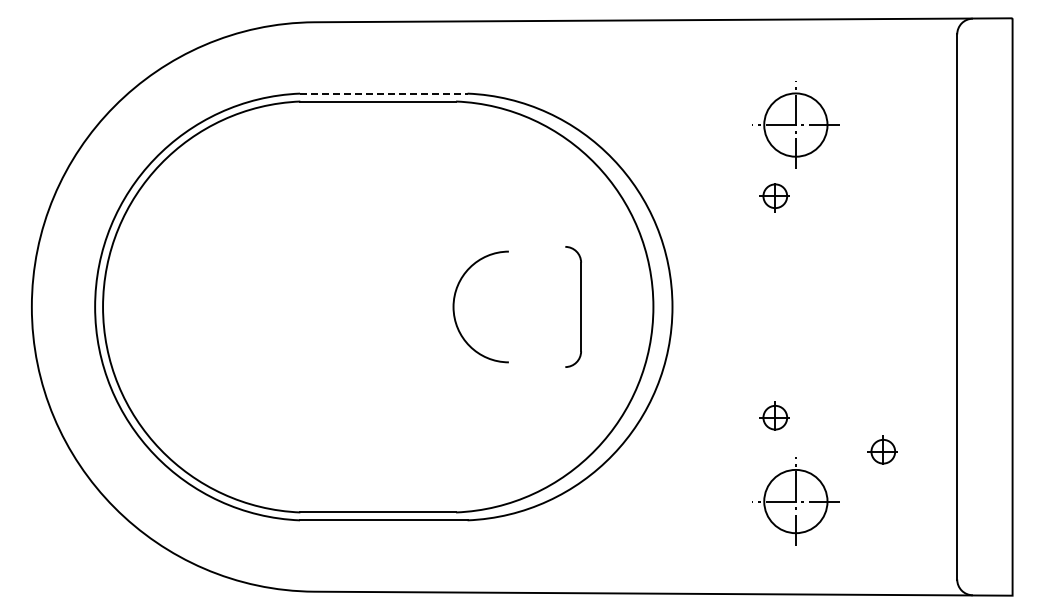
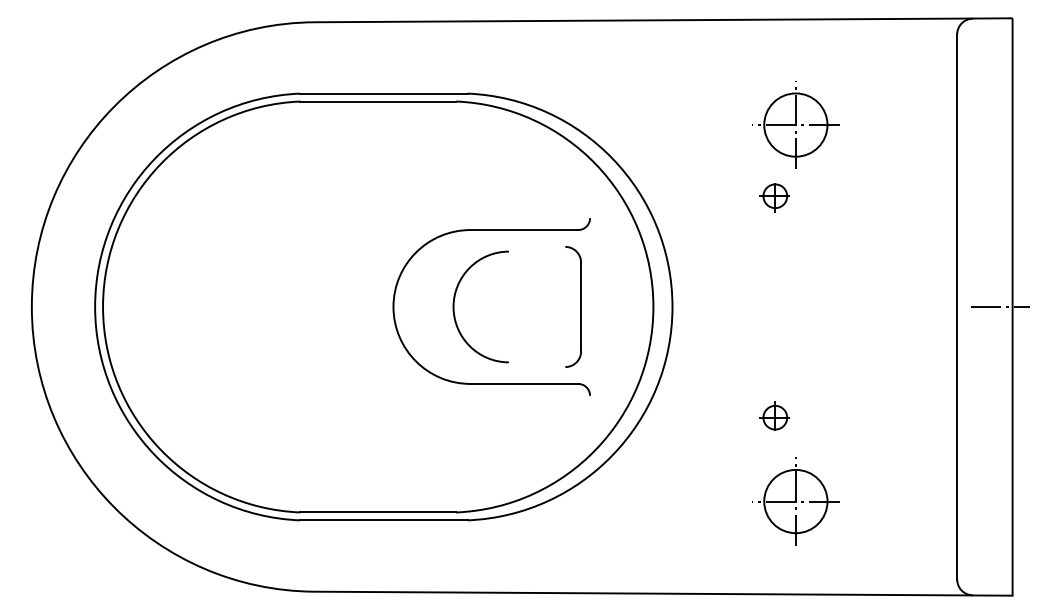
line: dashed -> solid (383, 93)
part: none -> present (491, 230)
line: none -> present (1000, 307)
part: present -> none (882, 449)
